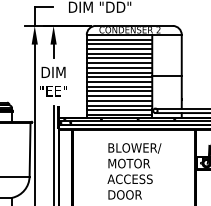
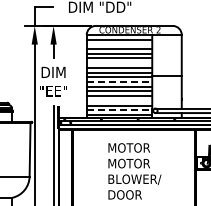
line: present -> none (119, 44)
line: present -> none (119, 63)
line: solid -> dashed (119, 81)
line: present -> none (119, 100)
line: solid -> dashed (119, 110)
text: BLOWER/ -> MOTOR (135, 148)
text: ACCESS -> BLOWER/ (134, 179)
